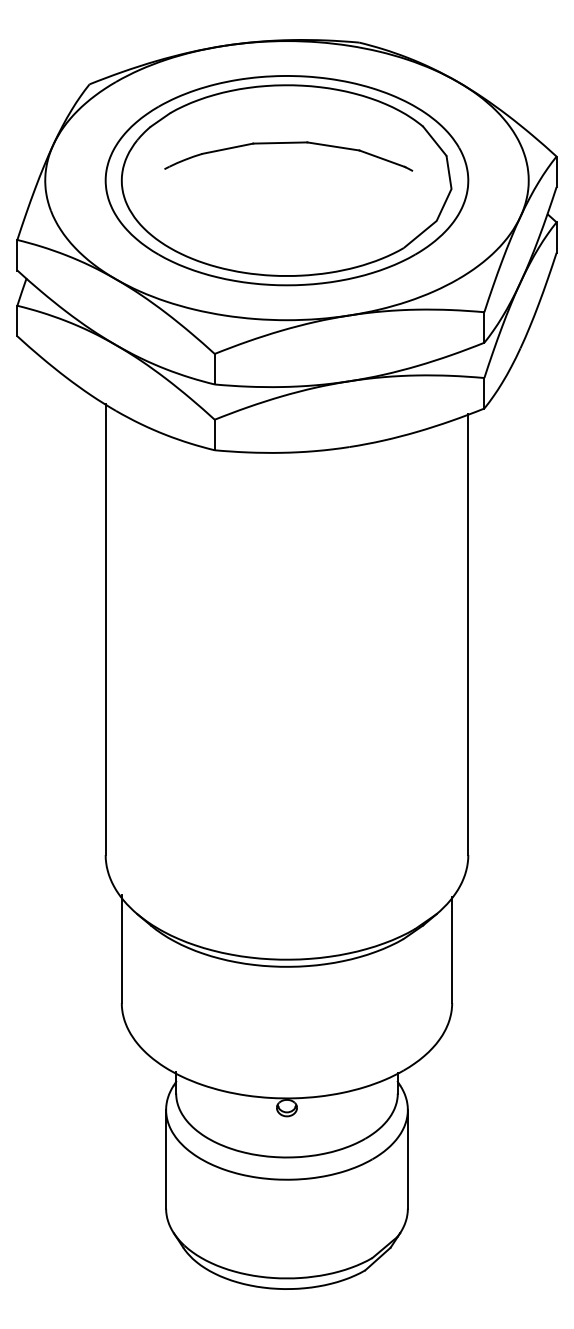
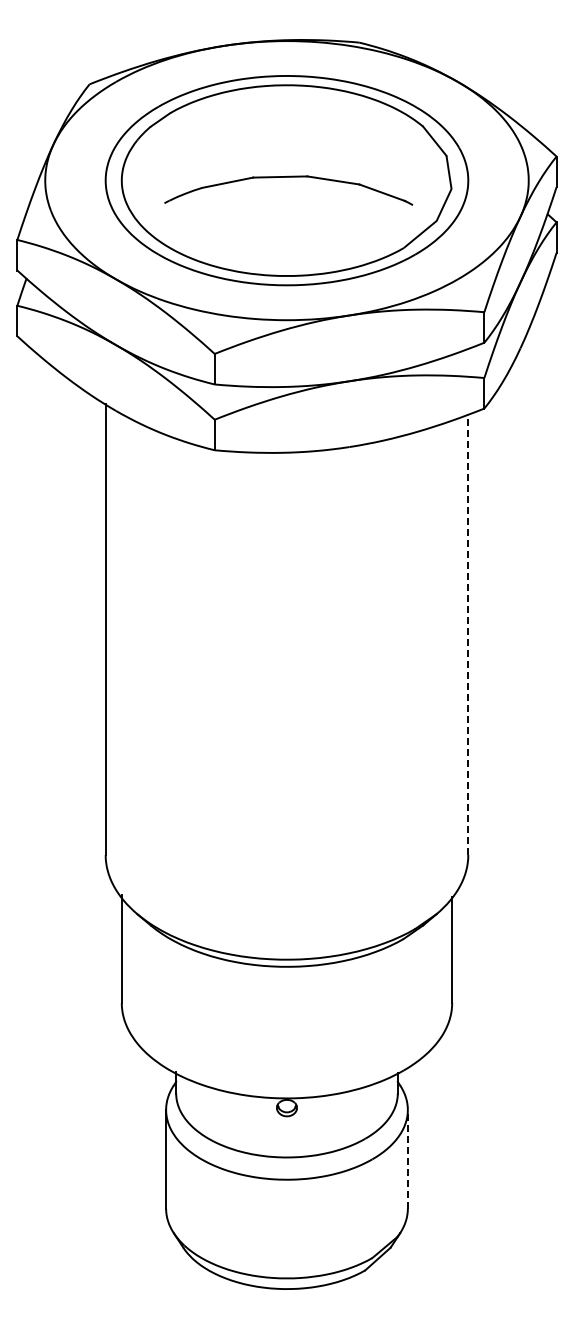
part position: (288, 143) -> (288, 177) (288, 177)
line: solid -> dashed (468, 634)
line: solid -> dashed (407, 1158)
